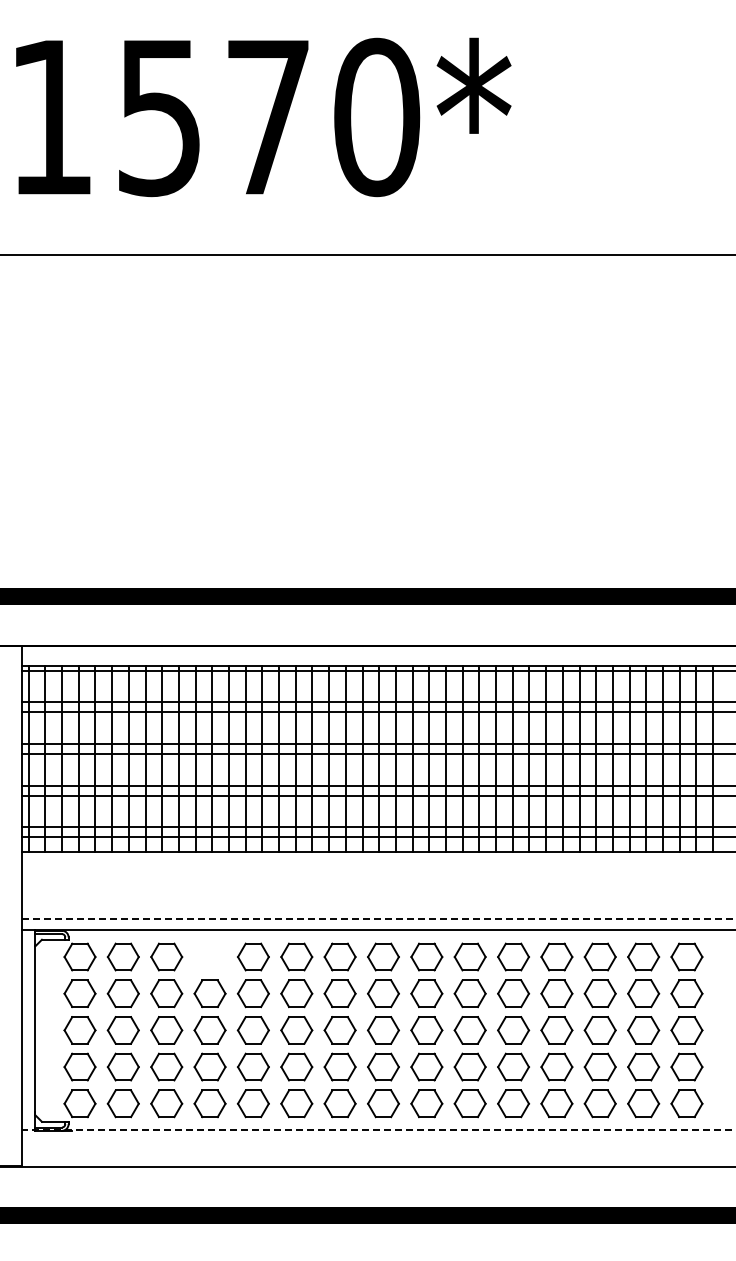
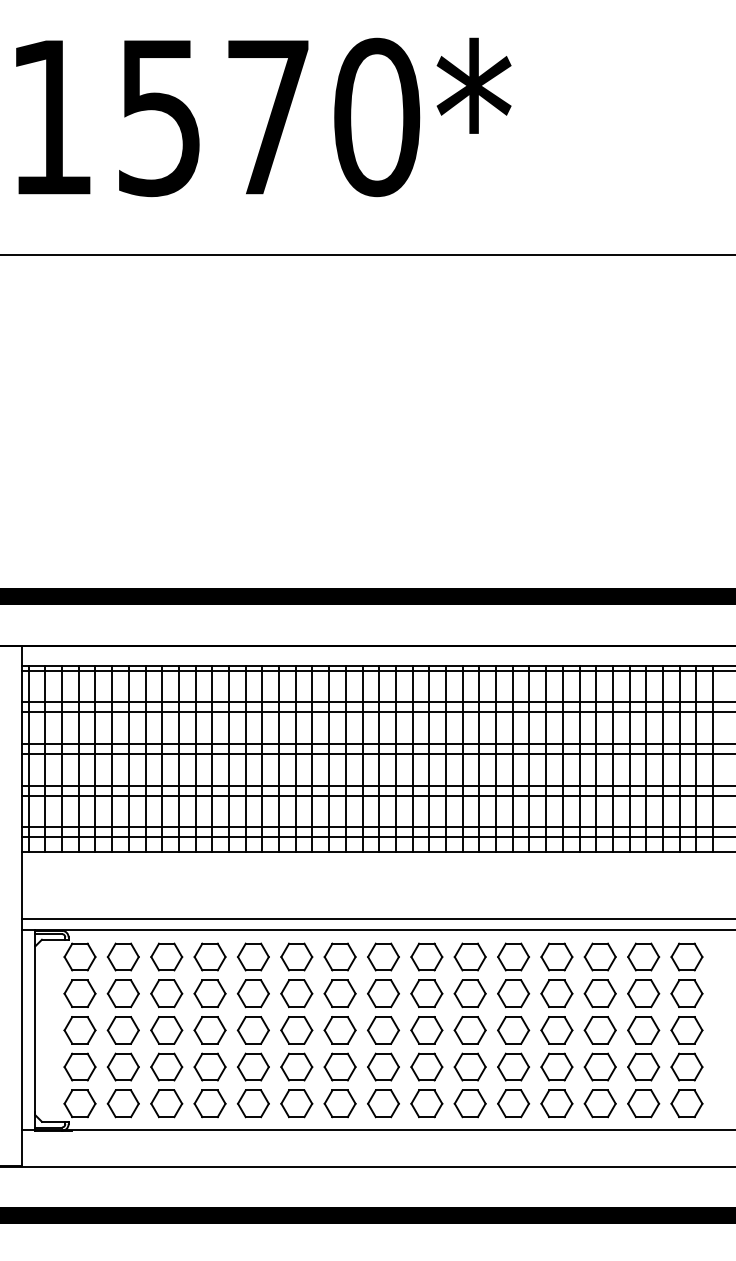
line: dashed -> solid (378, 919)
part: none -> present (209, 956)
line: dashed -> solid (378, 1130)
